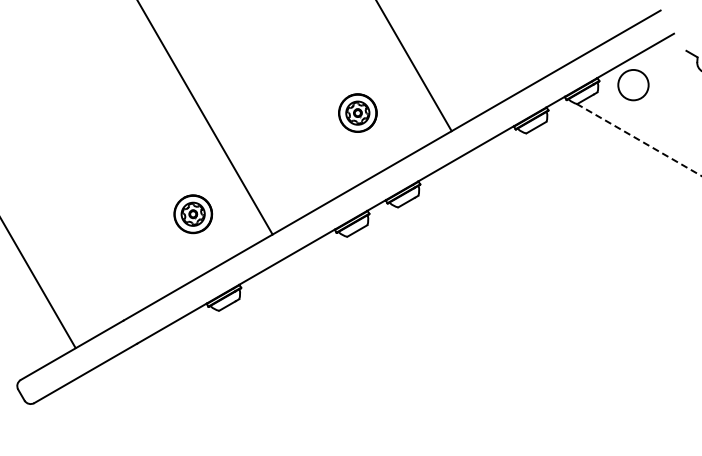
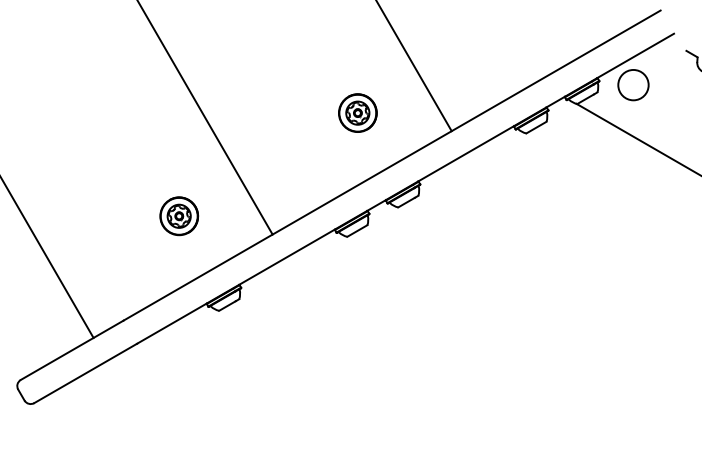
line: dashed -> solid (638, 139)
part position: (193, 214) -> (179, 216) (179, 216)
line position: (38, 283) -> (47, 258) (47, 258)
